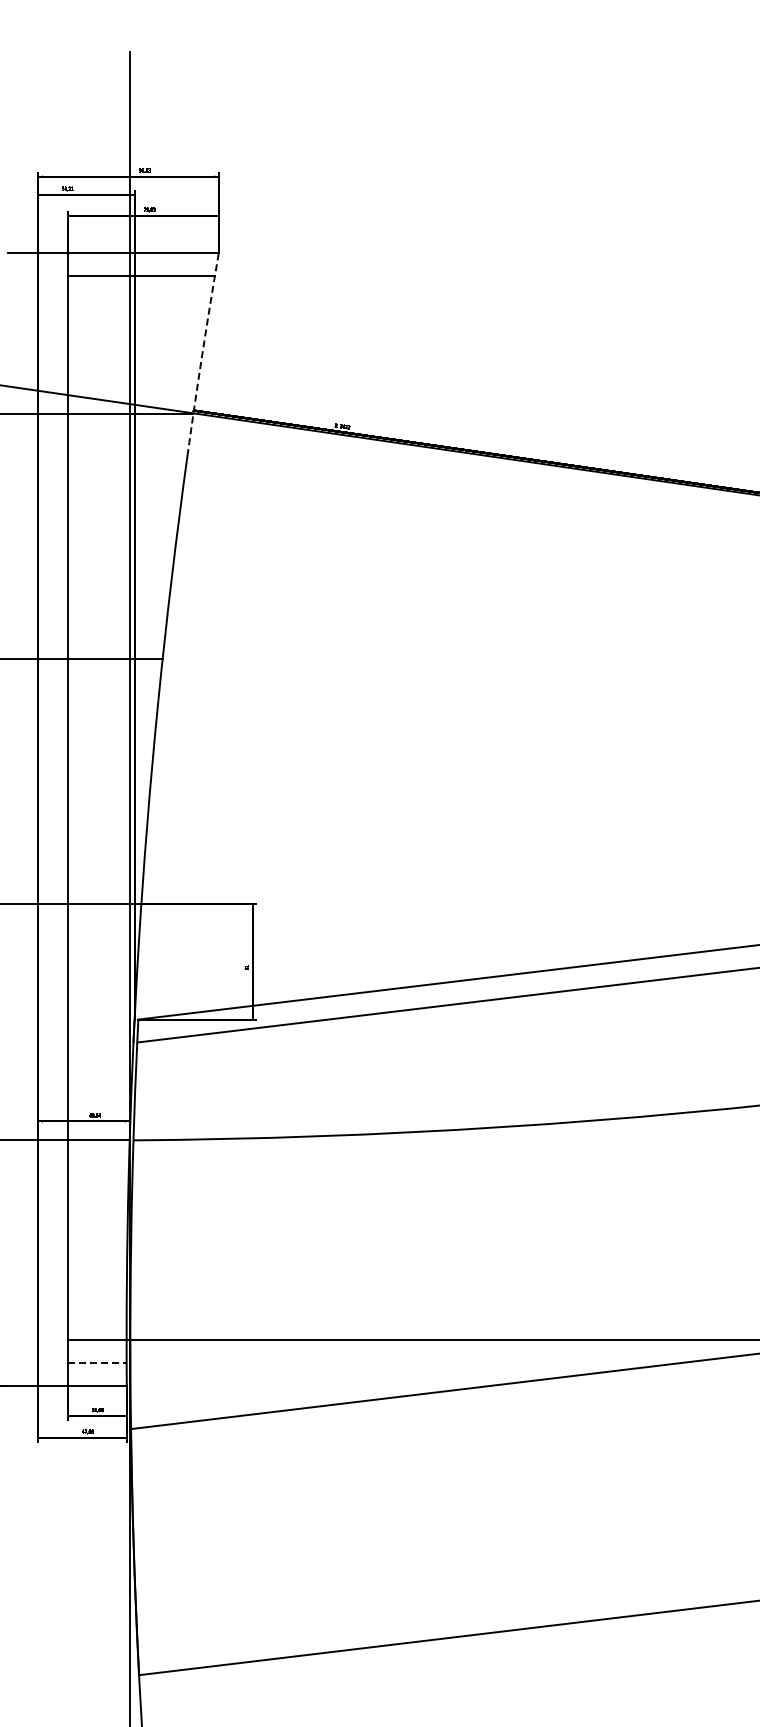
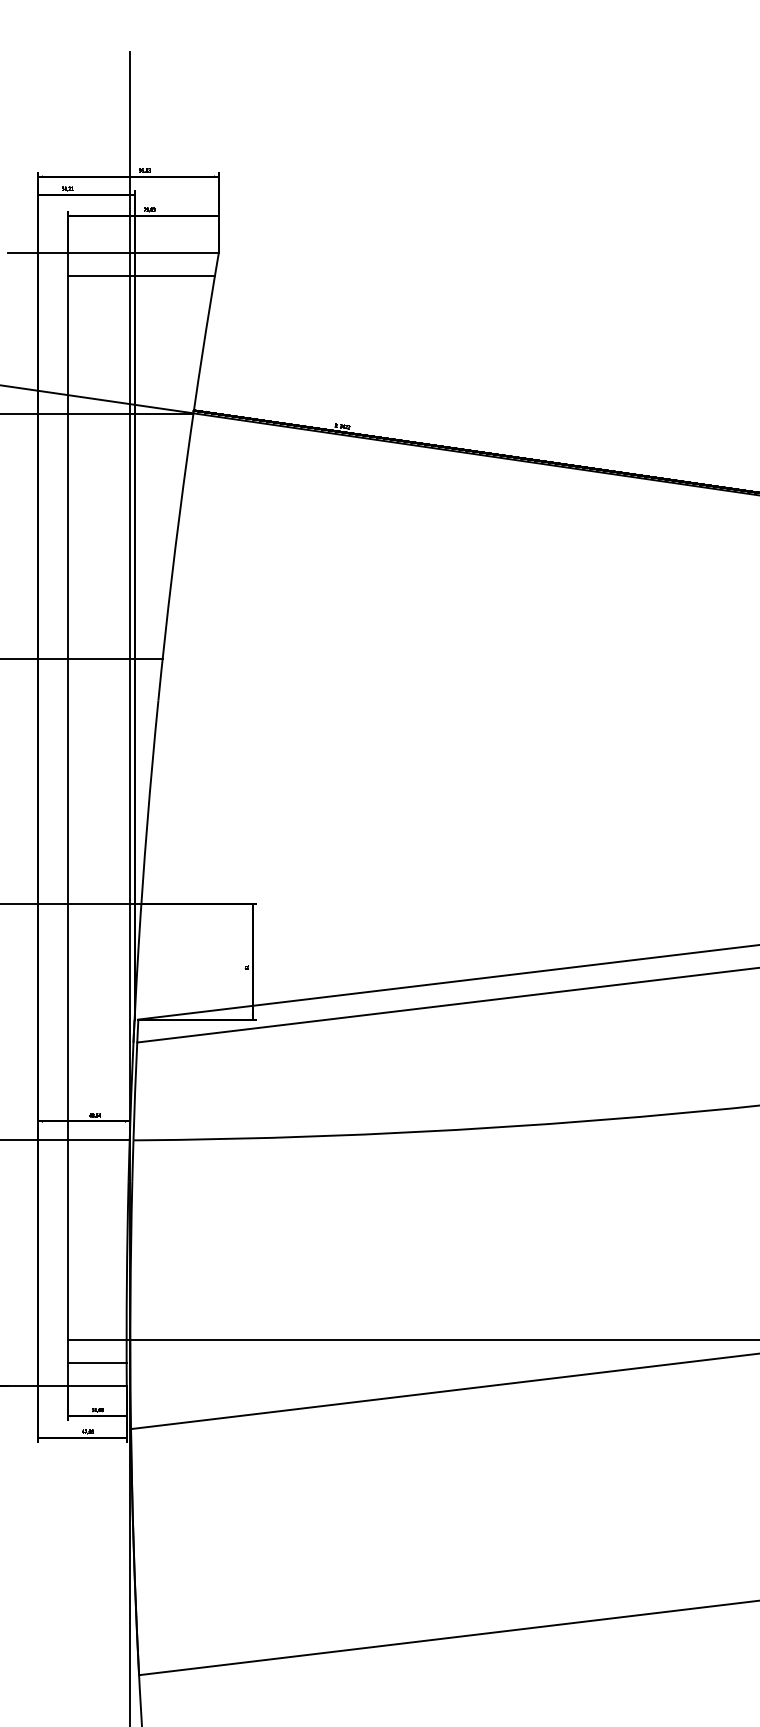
arc: dashed -> solid (202, 354)
line: dashed -> solid (97, 1363)
